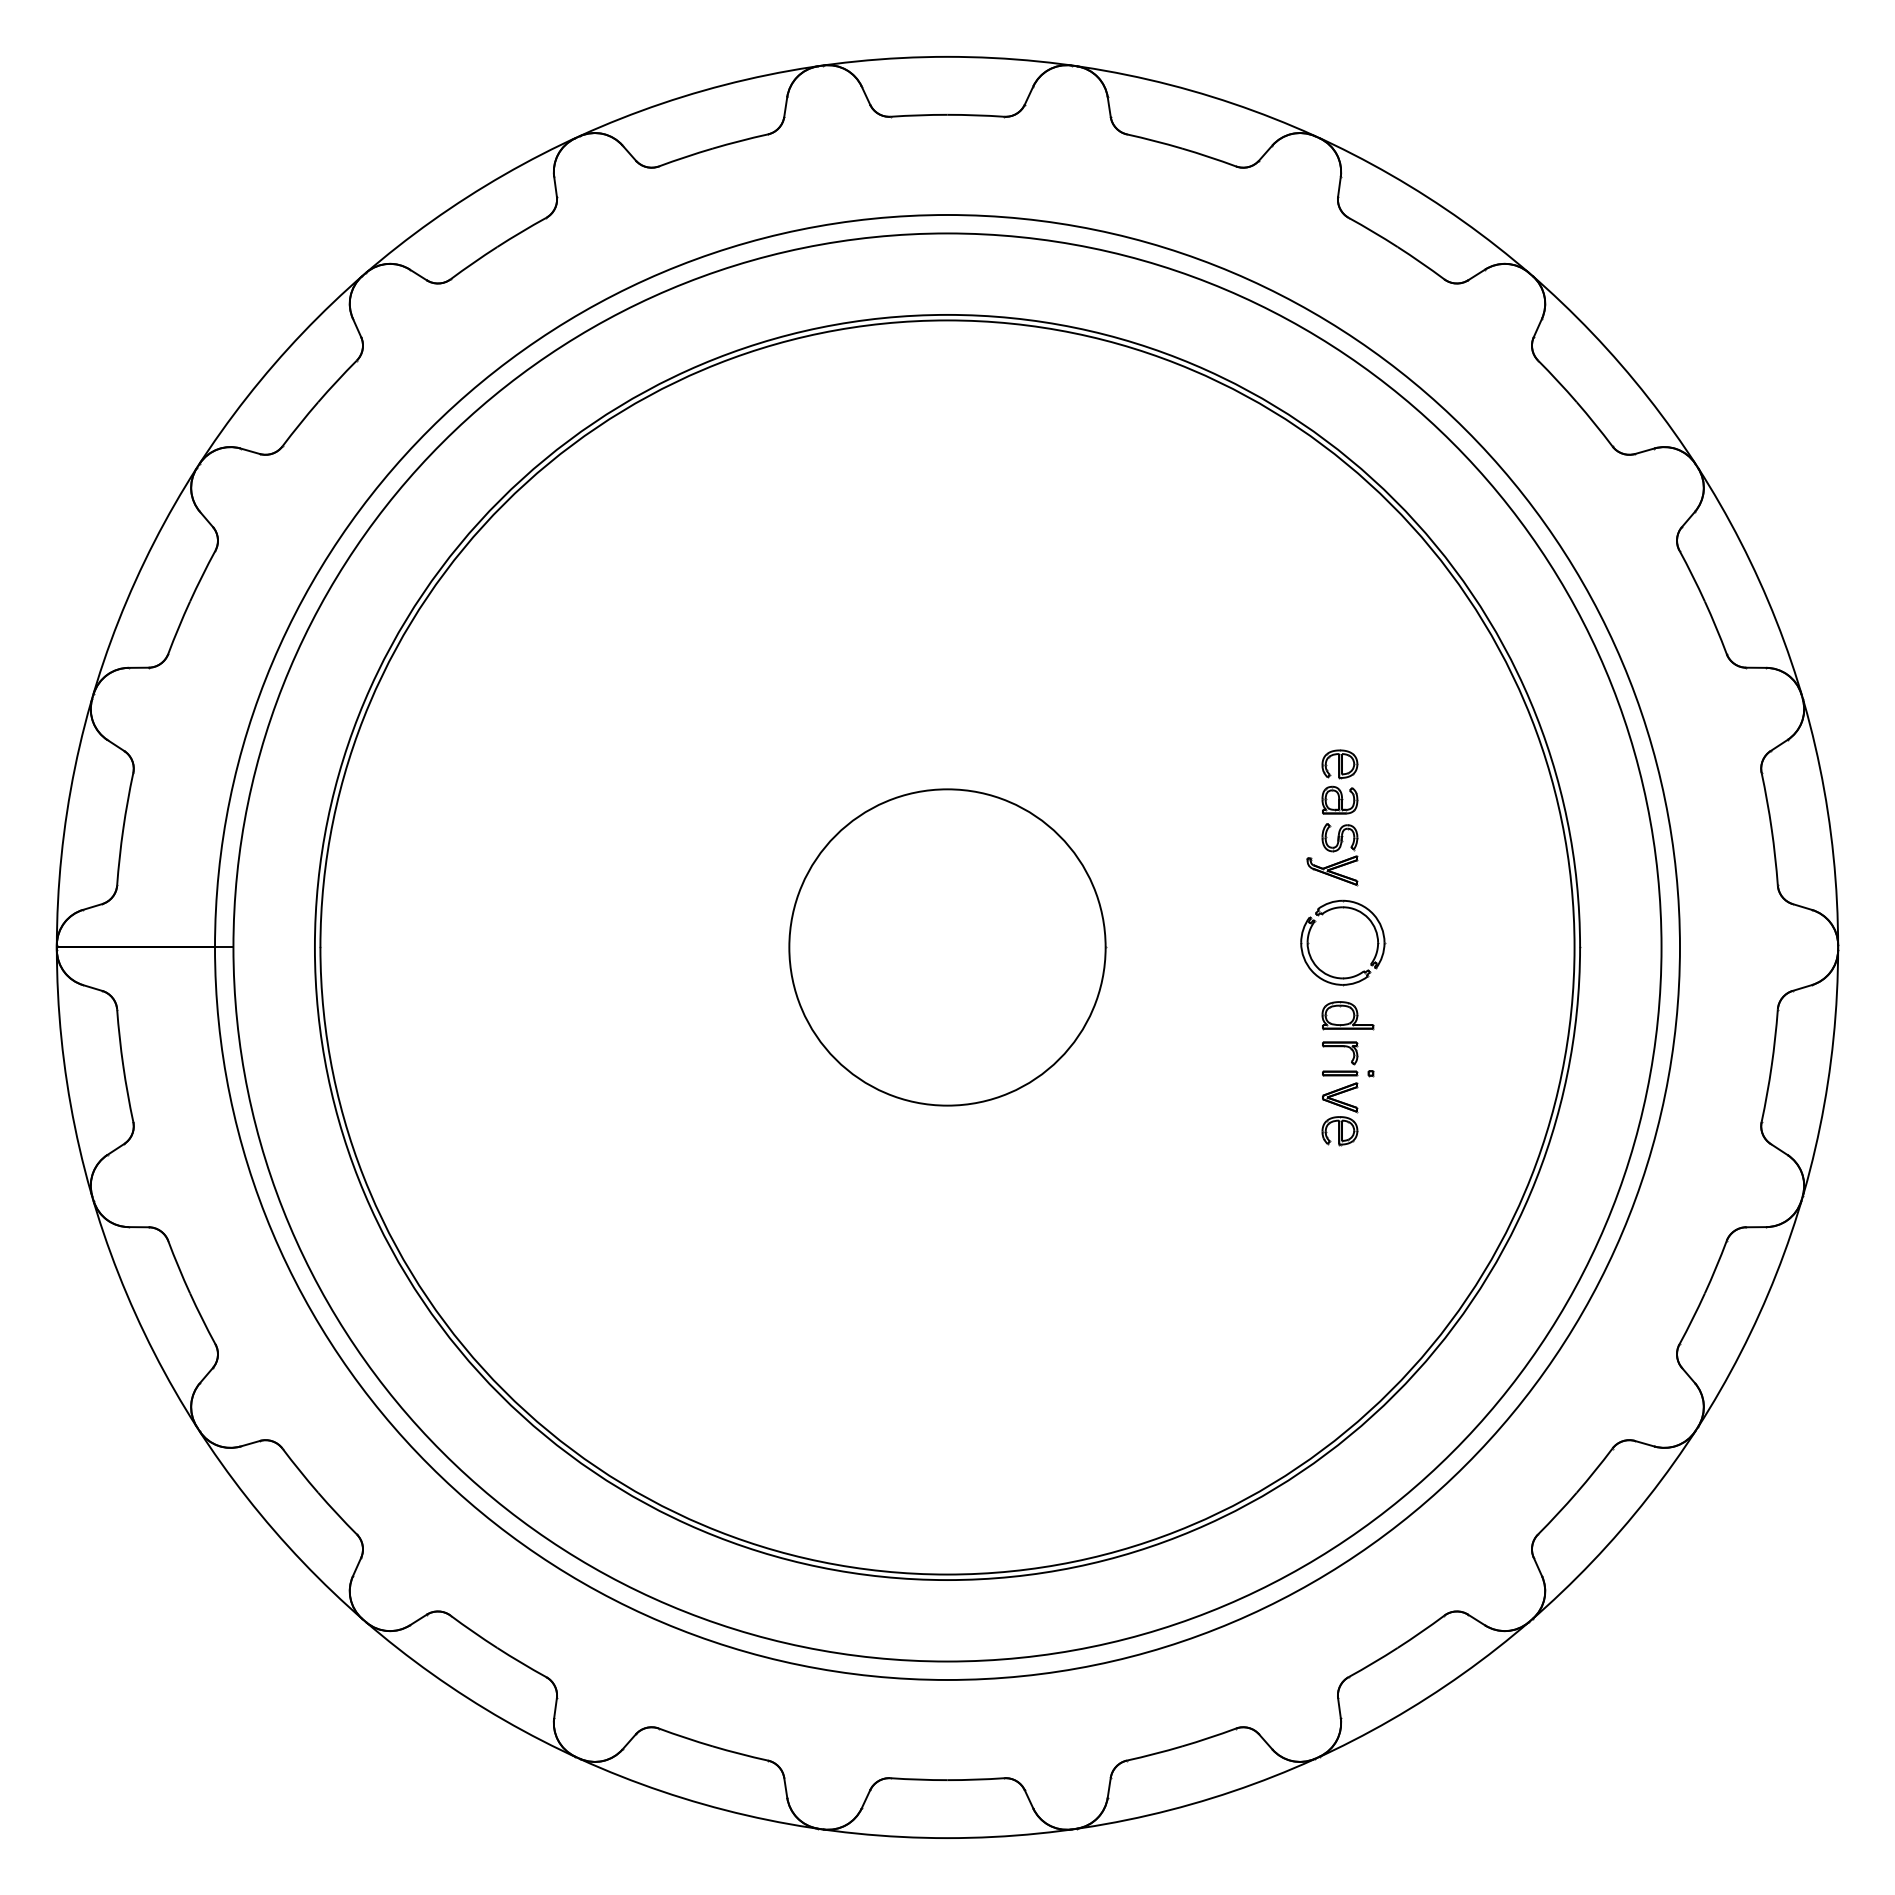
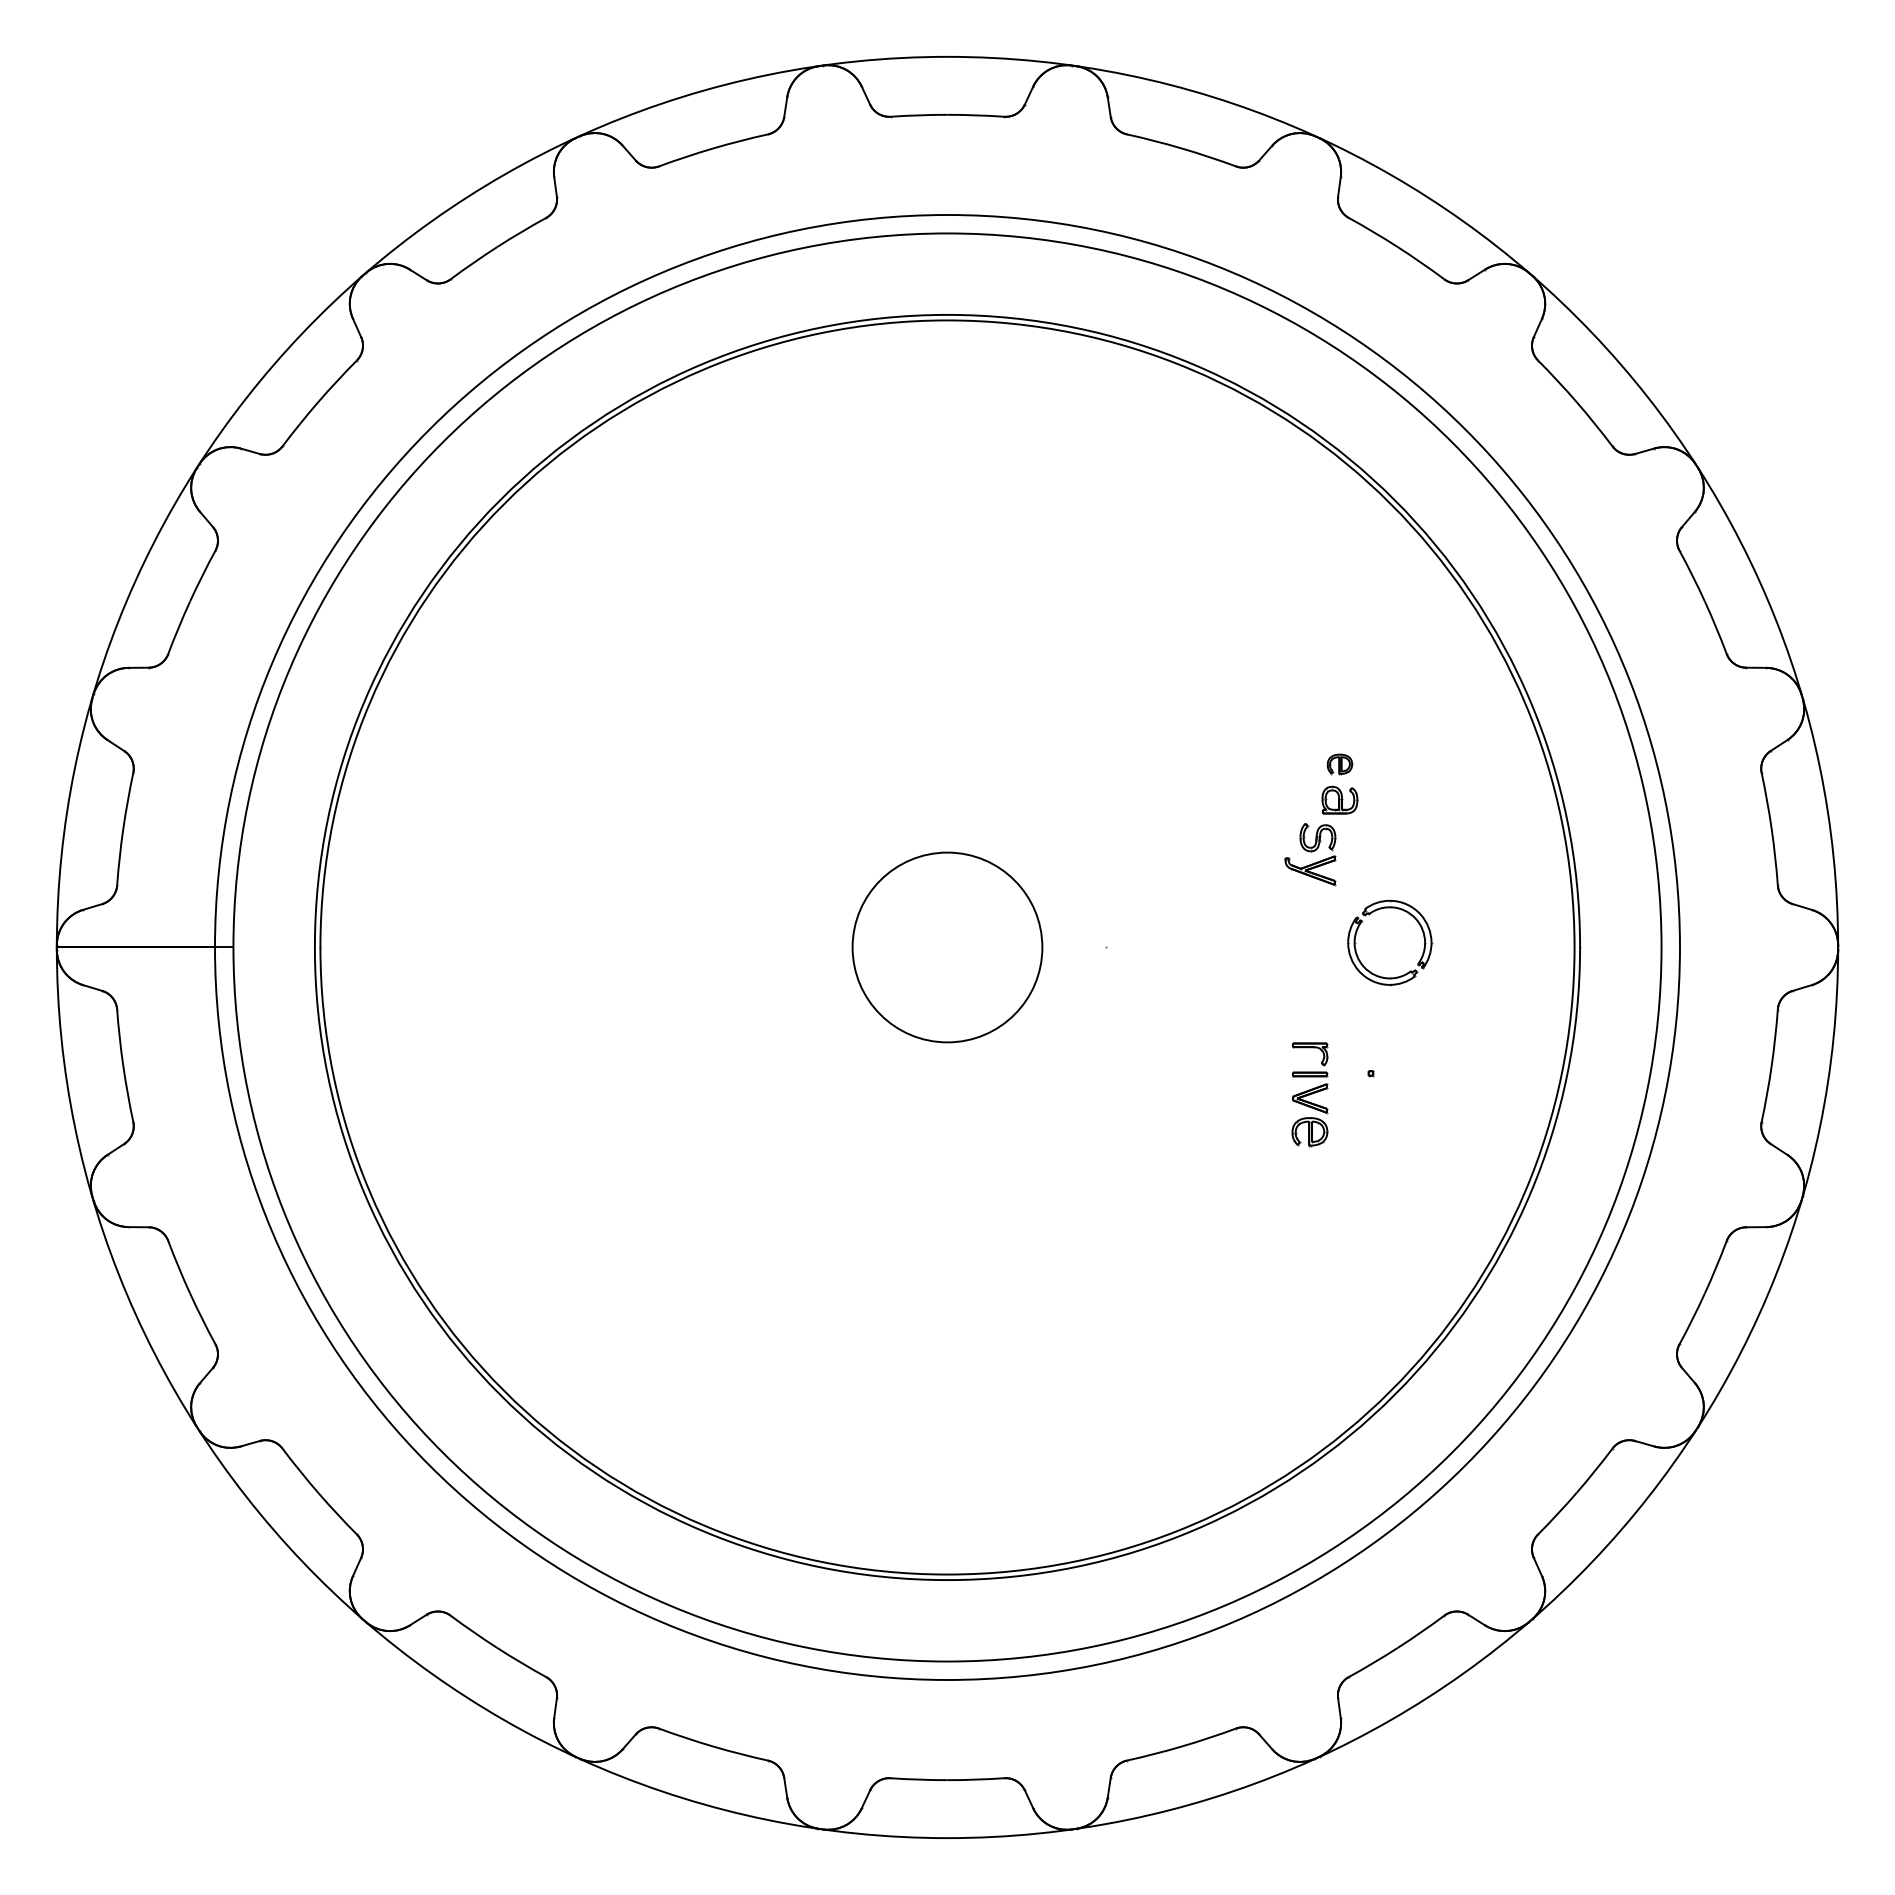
part size: 38x31 px -> 28x23 px (1339, 764)
part position: (1332, 854) -> (1310, 854) (1310, 854)
part position: (1374, 930) -> (1421, 930) (1421, 930)
circle diameter: 316 px -> 190 px (947, 947)
part: present -> none (1347, 1015)
part position: (1339, 1093) -> (1309, 1094) (1309, 1094)
